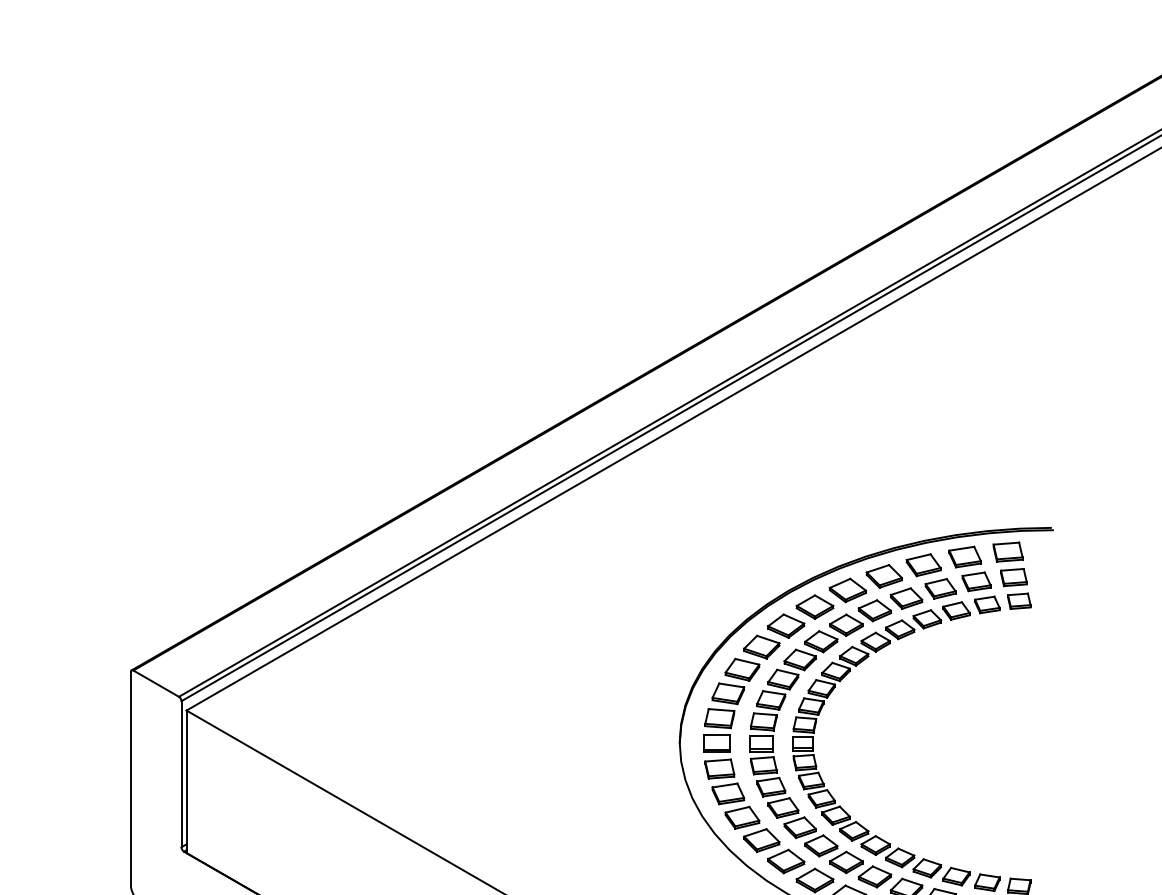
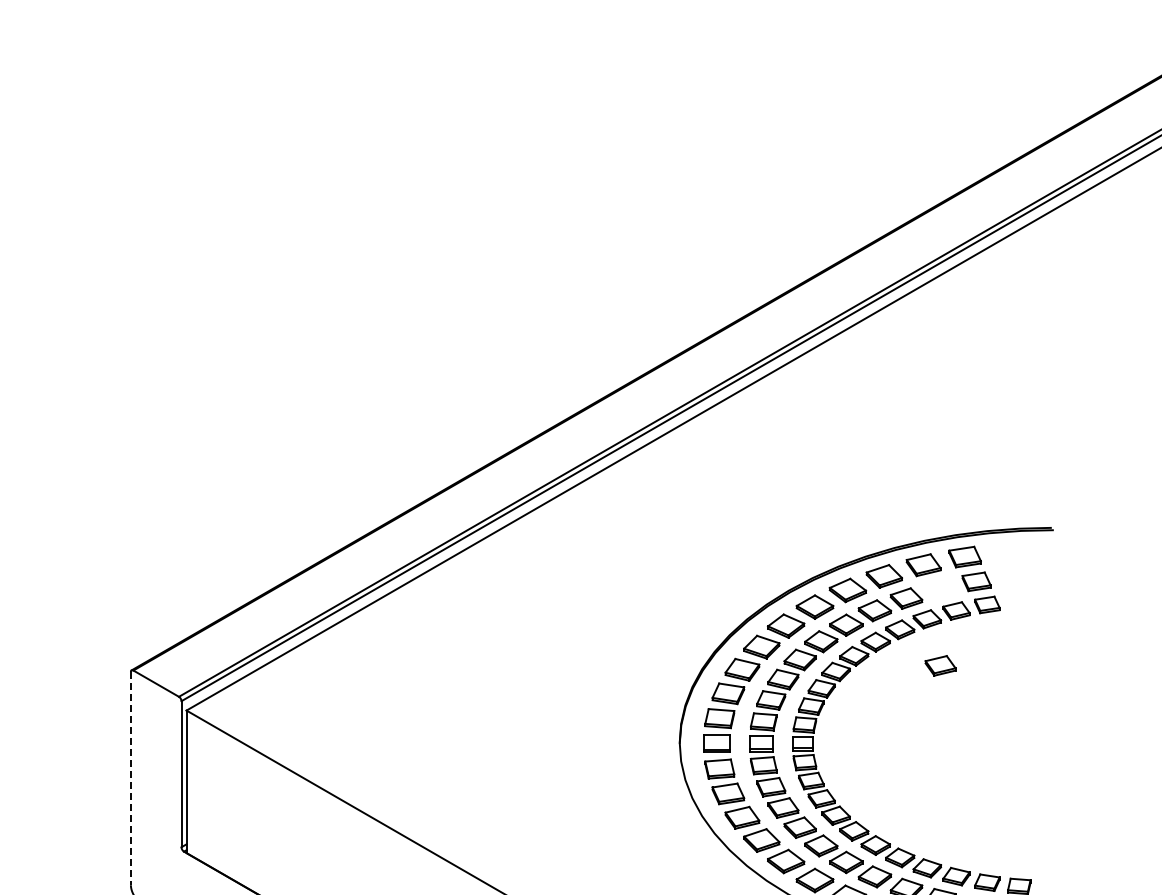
part: present -> none (1011, 575)
part position: (940, 588) -> (940, 665) (940, 665)
line: solid -> dashed (130, 778)
